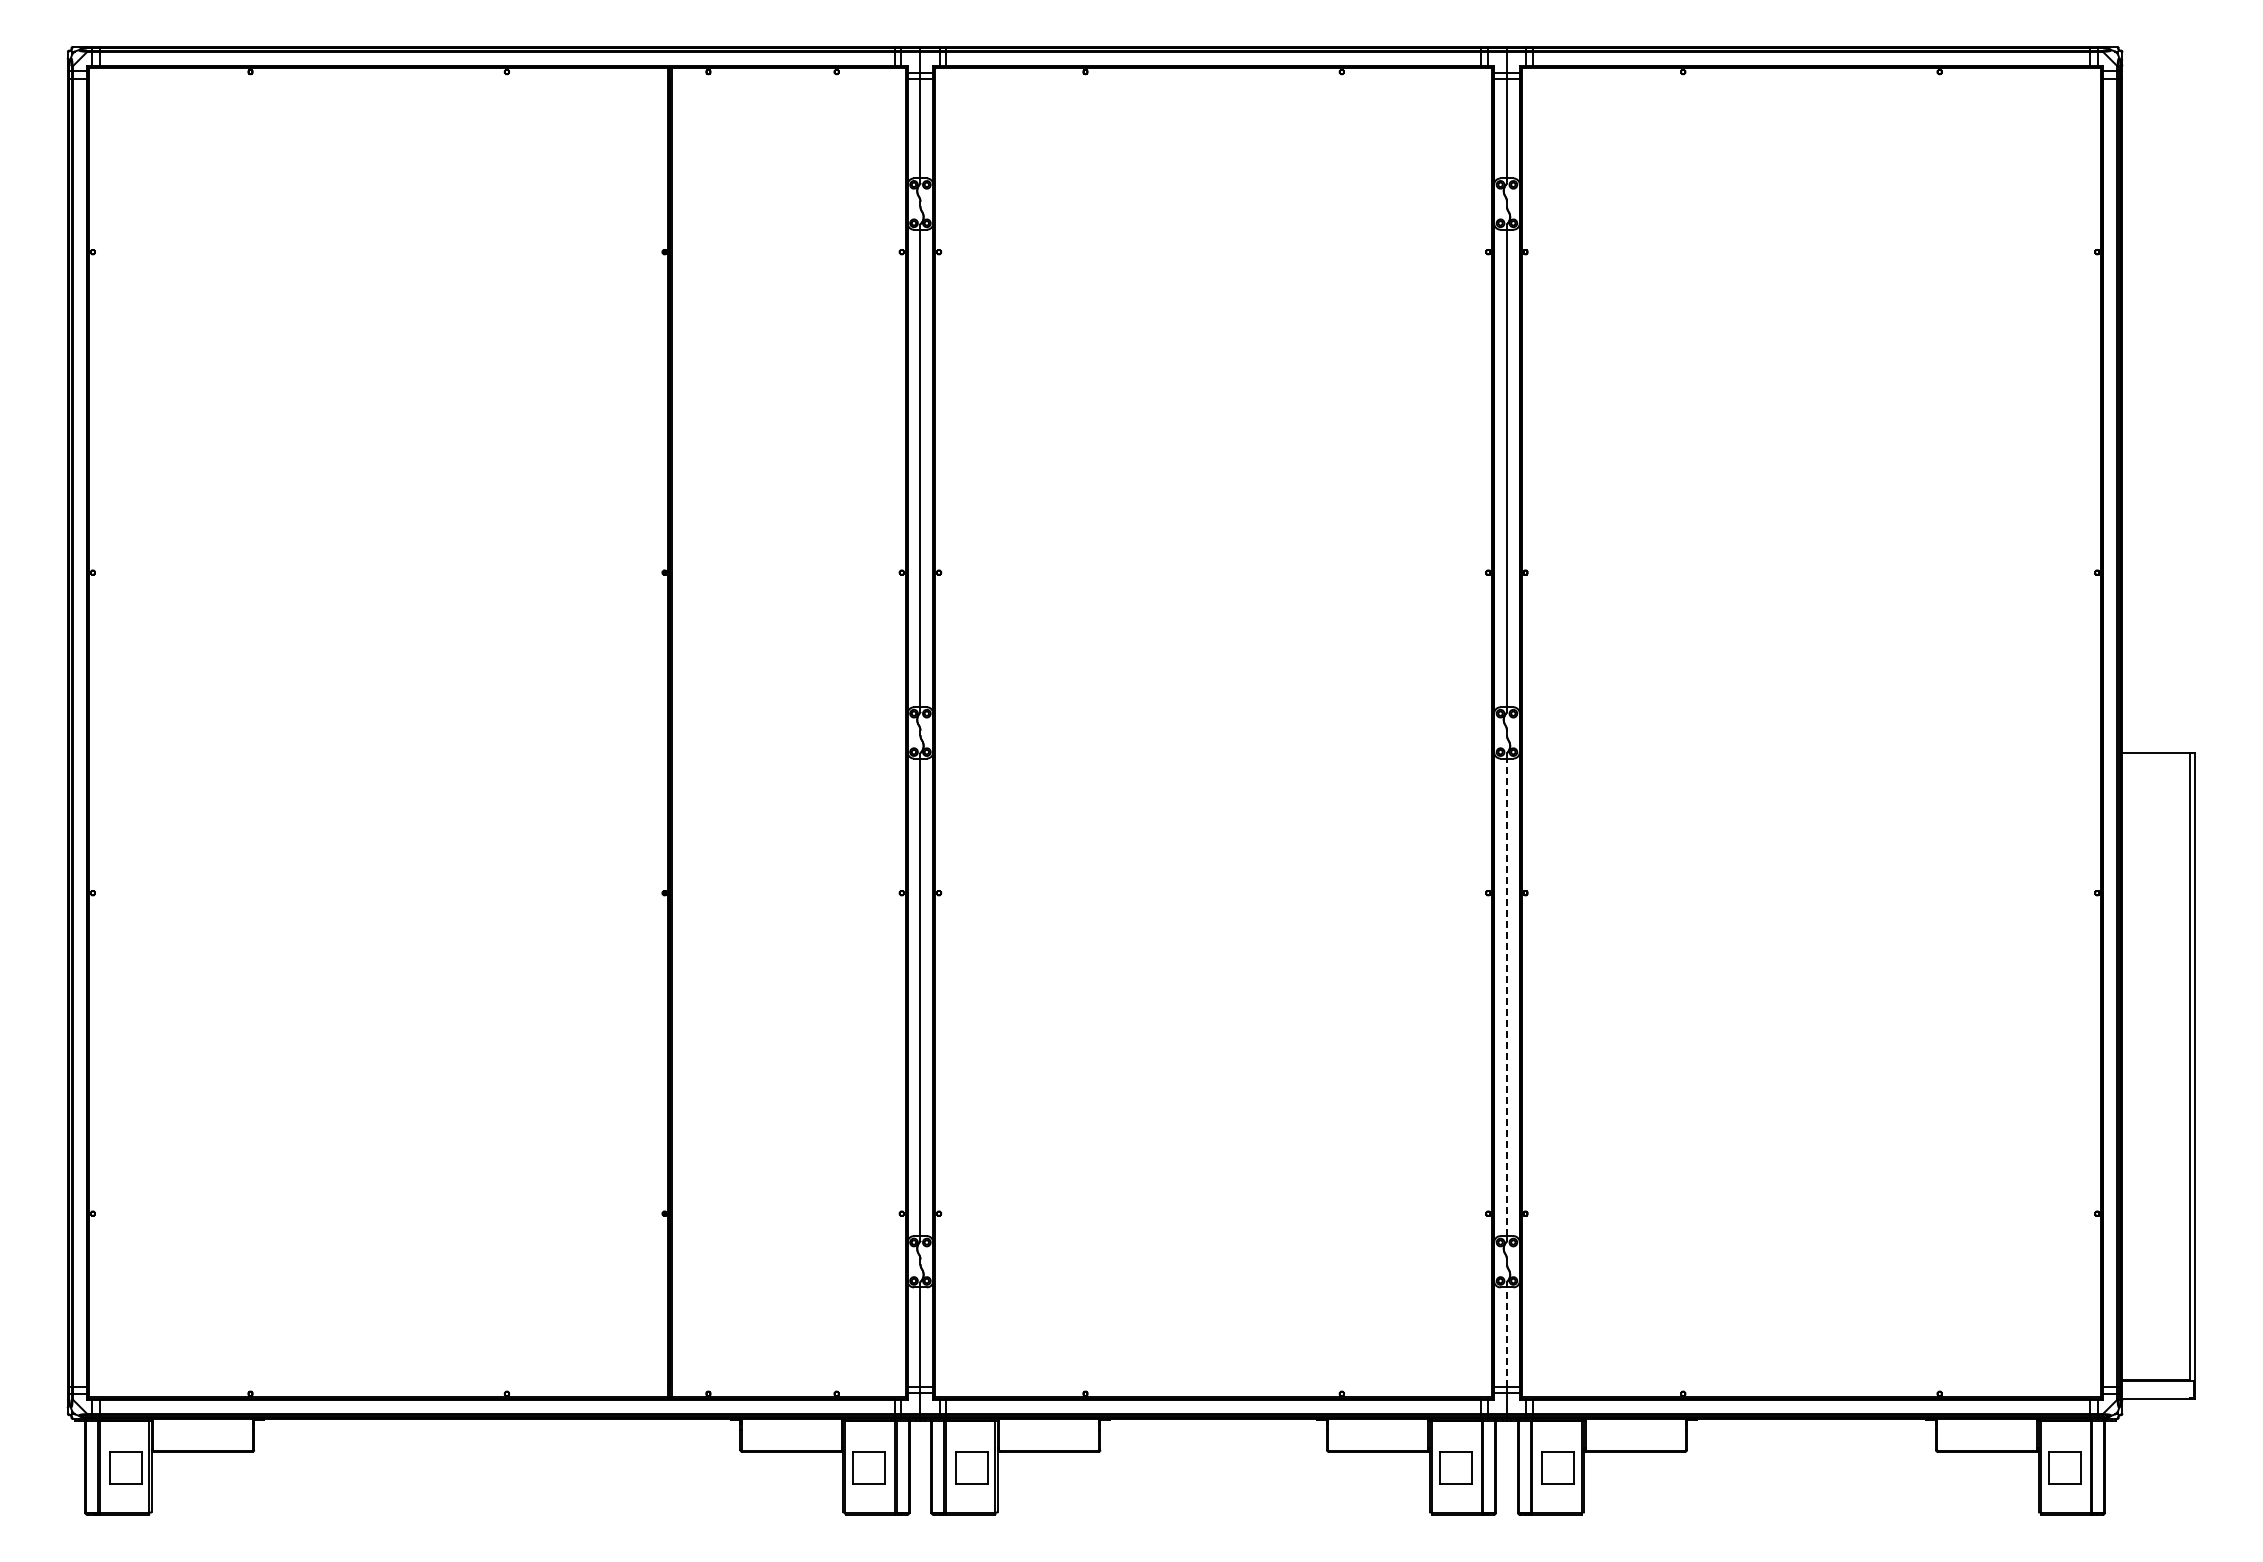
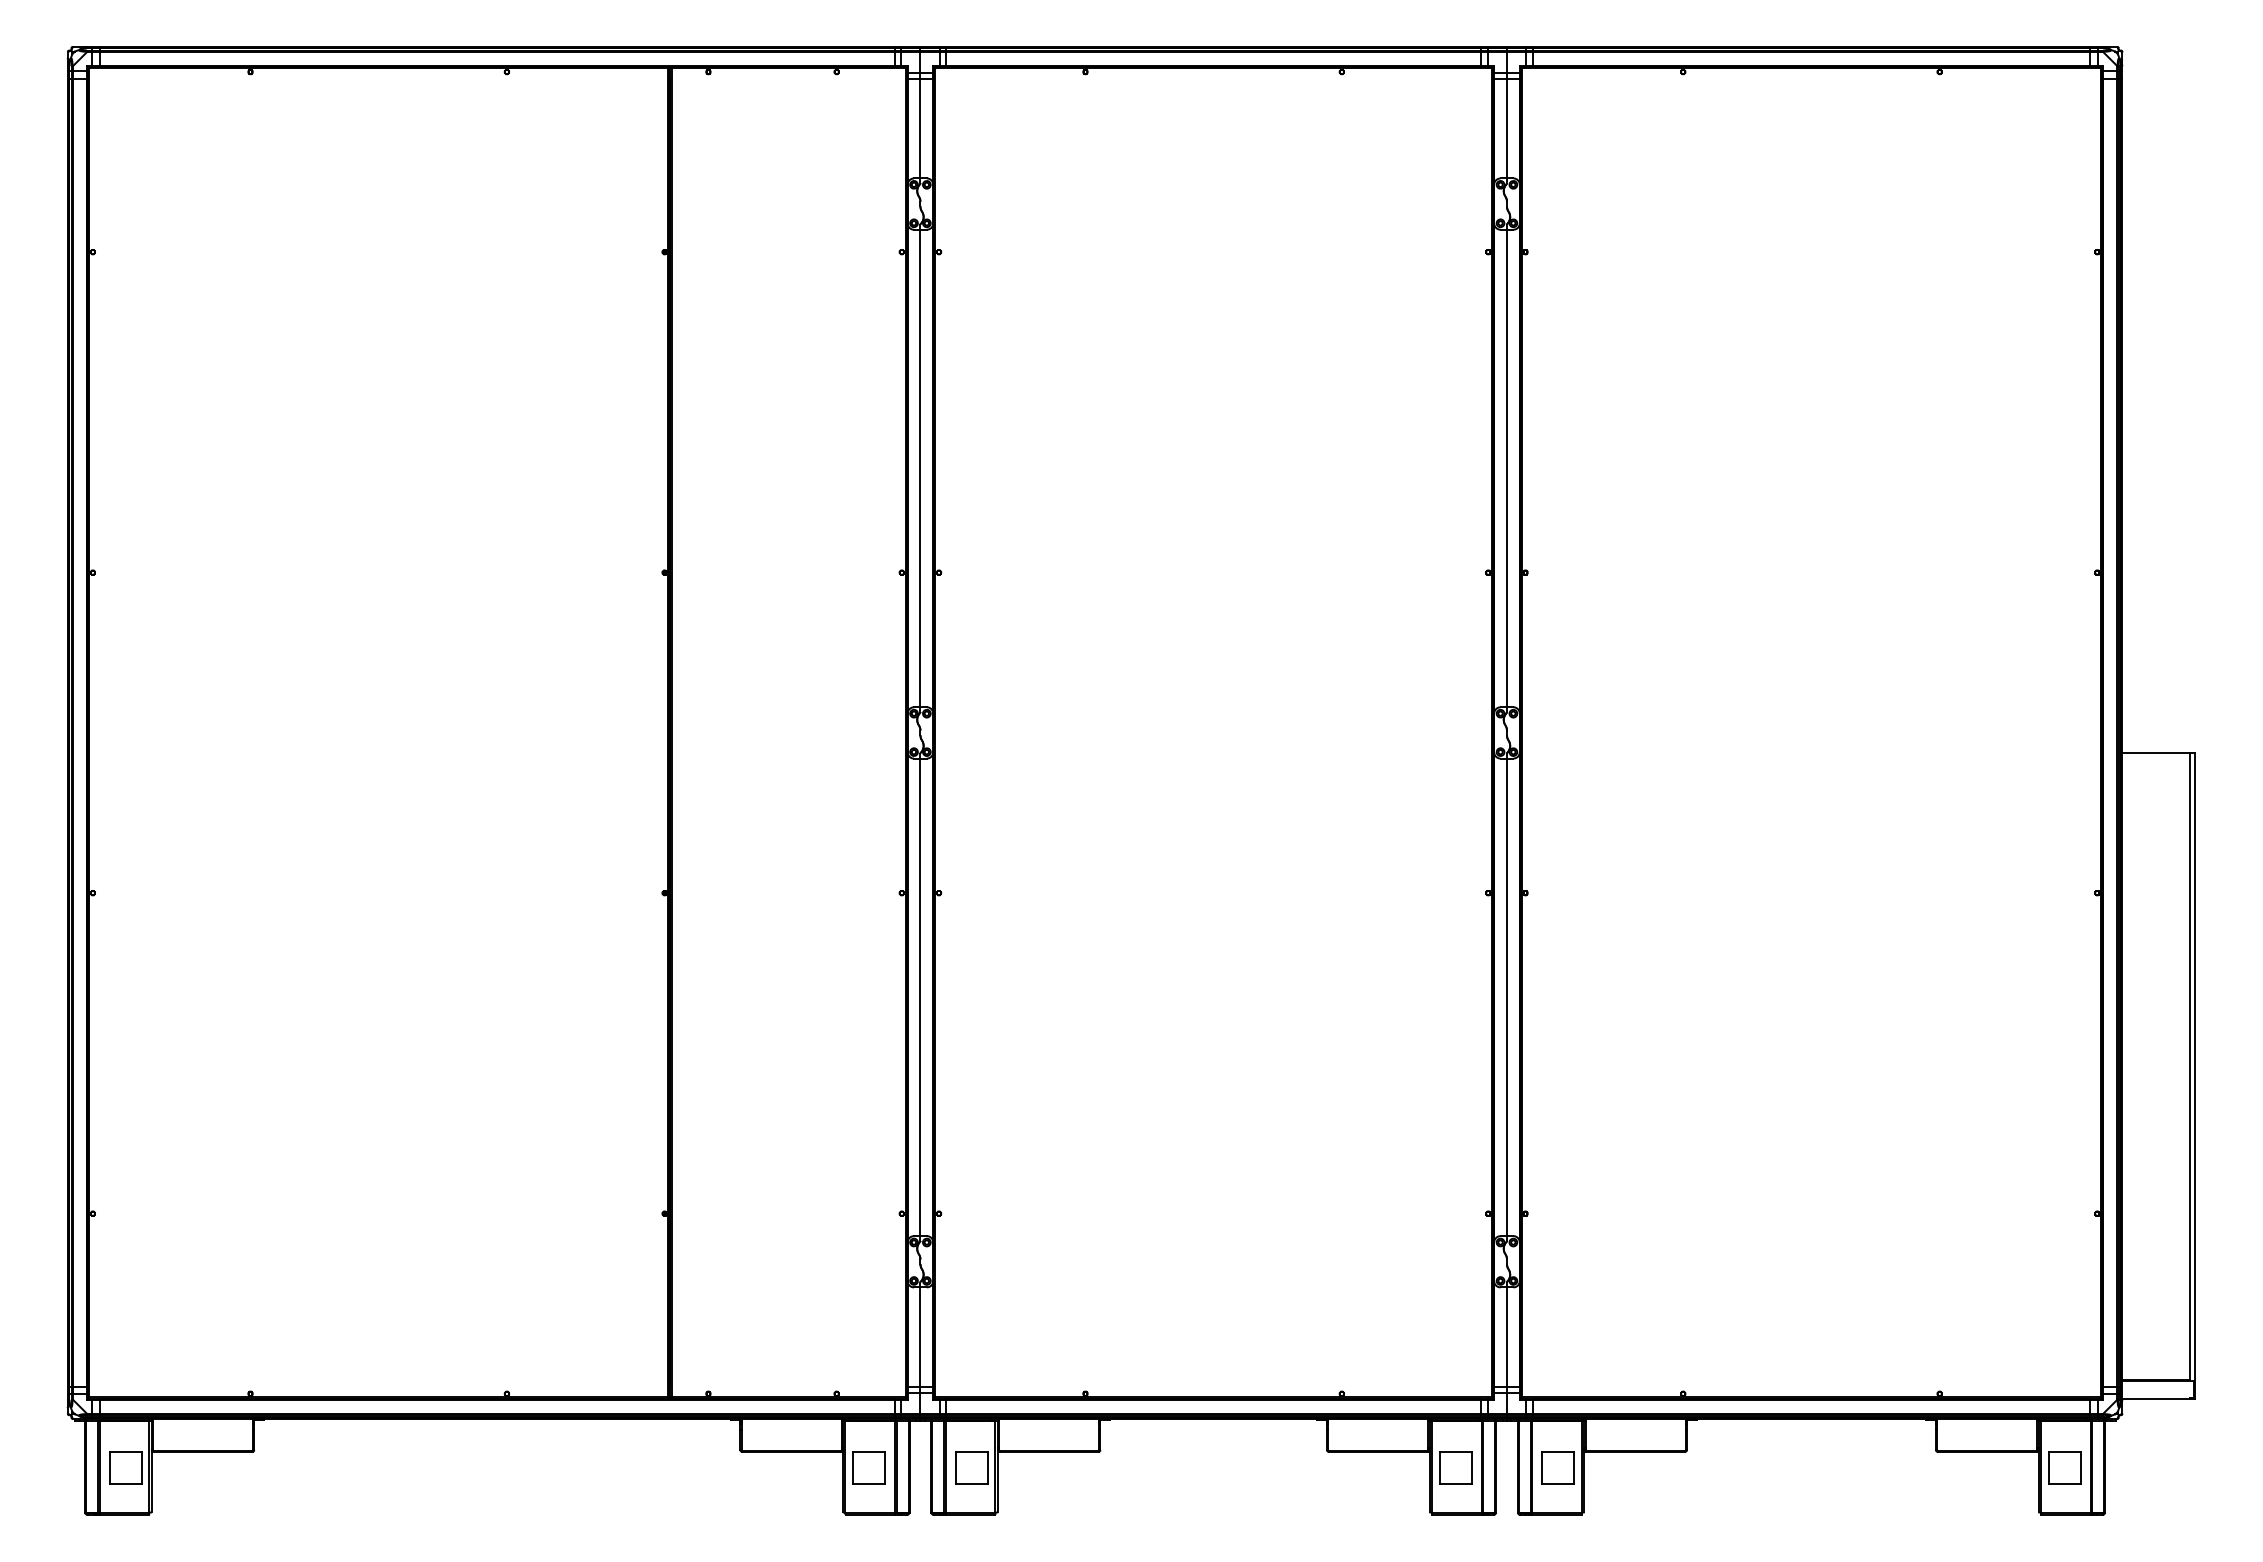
line: dashed -> solid (1506, 997)
line: dashed -> solid (1506, 1337)
